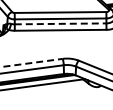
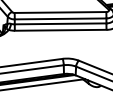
line: dashed -> solid (60, 23)
line: dashed -> solid (32, 62)
